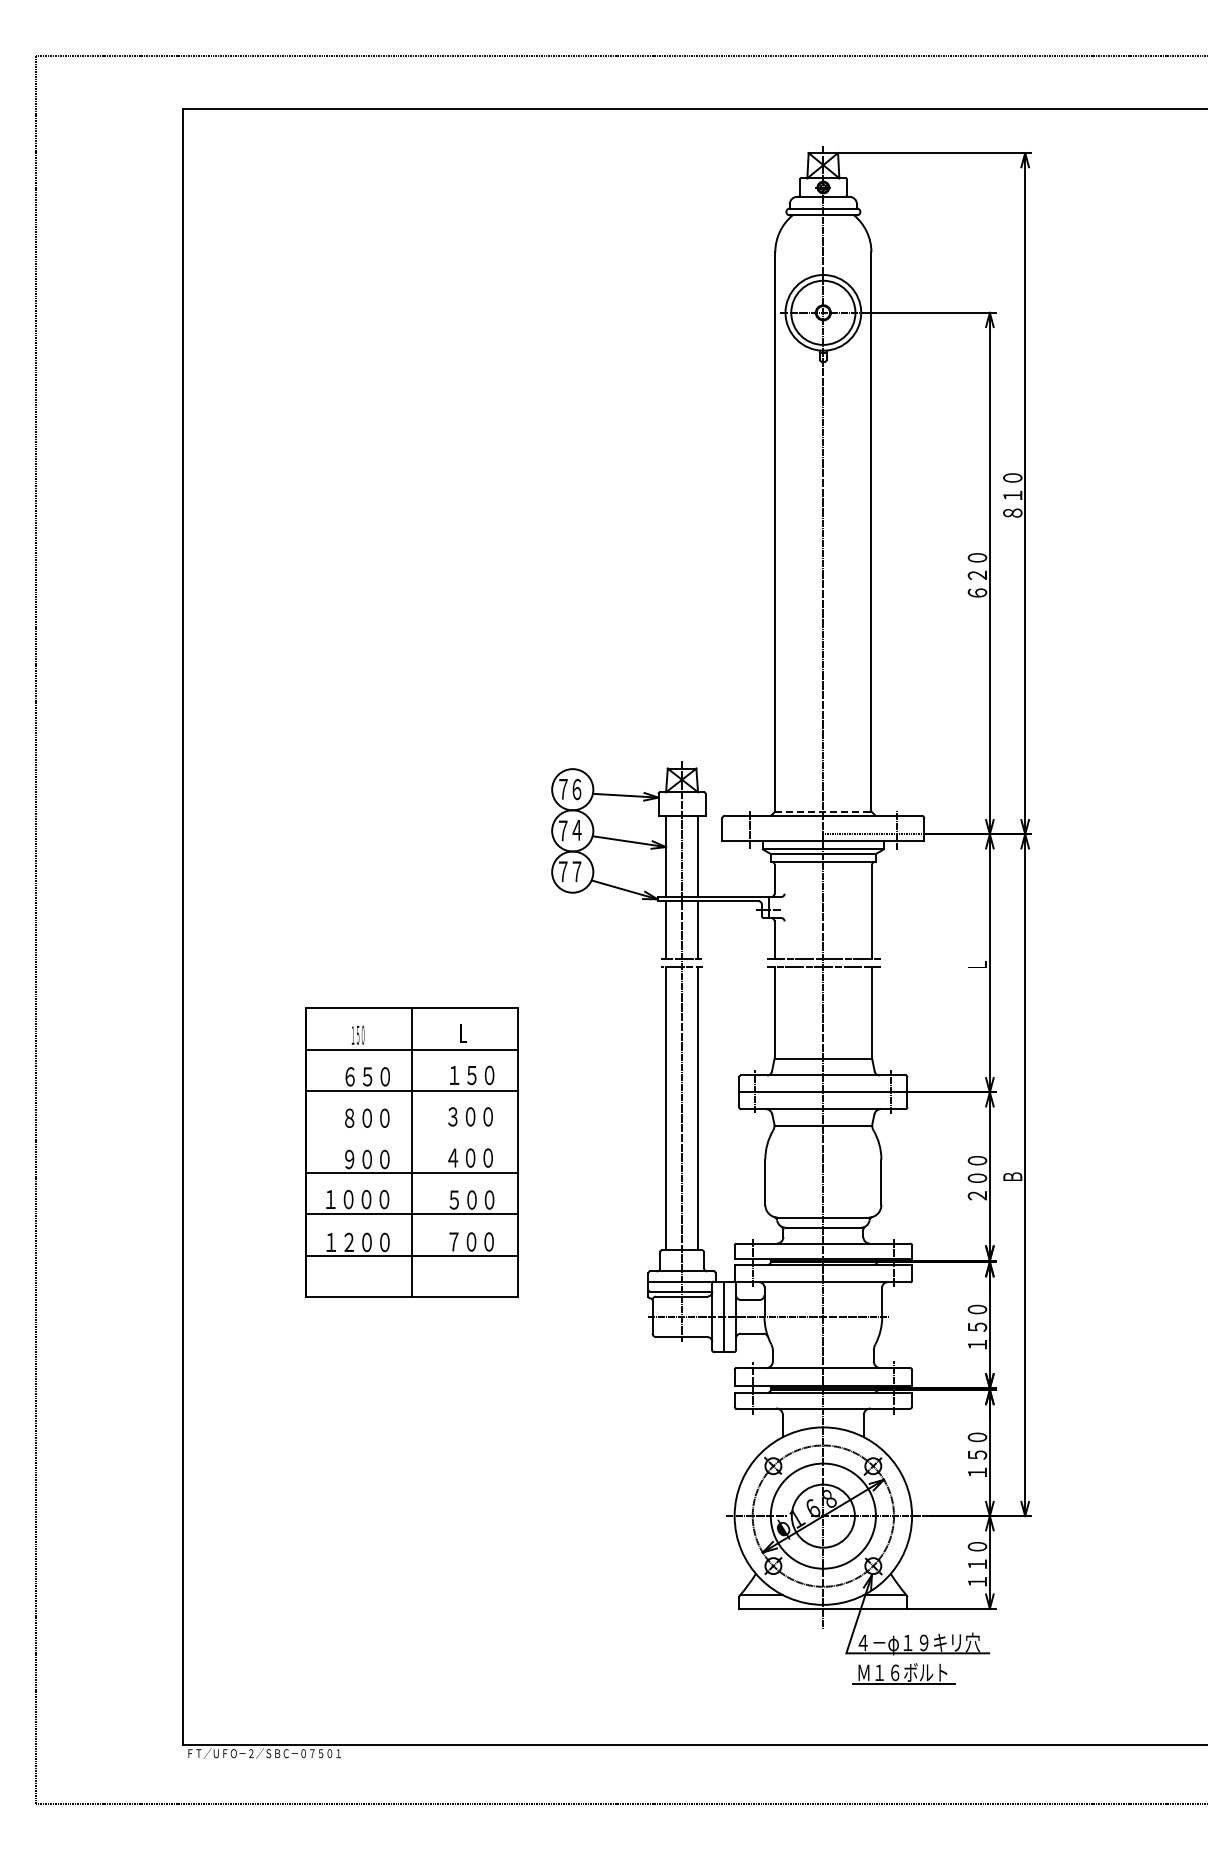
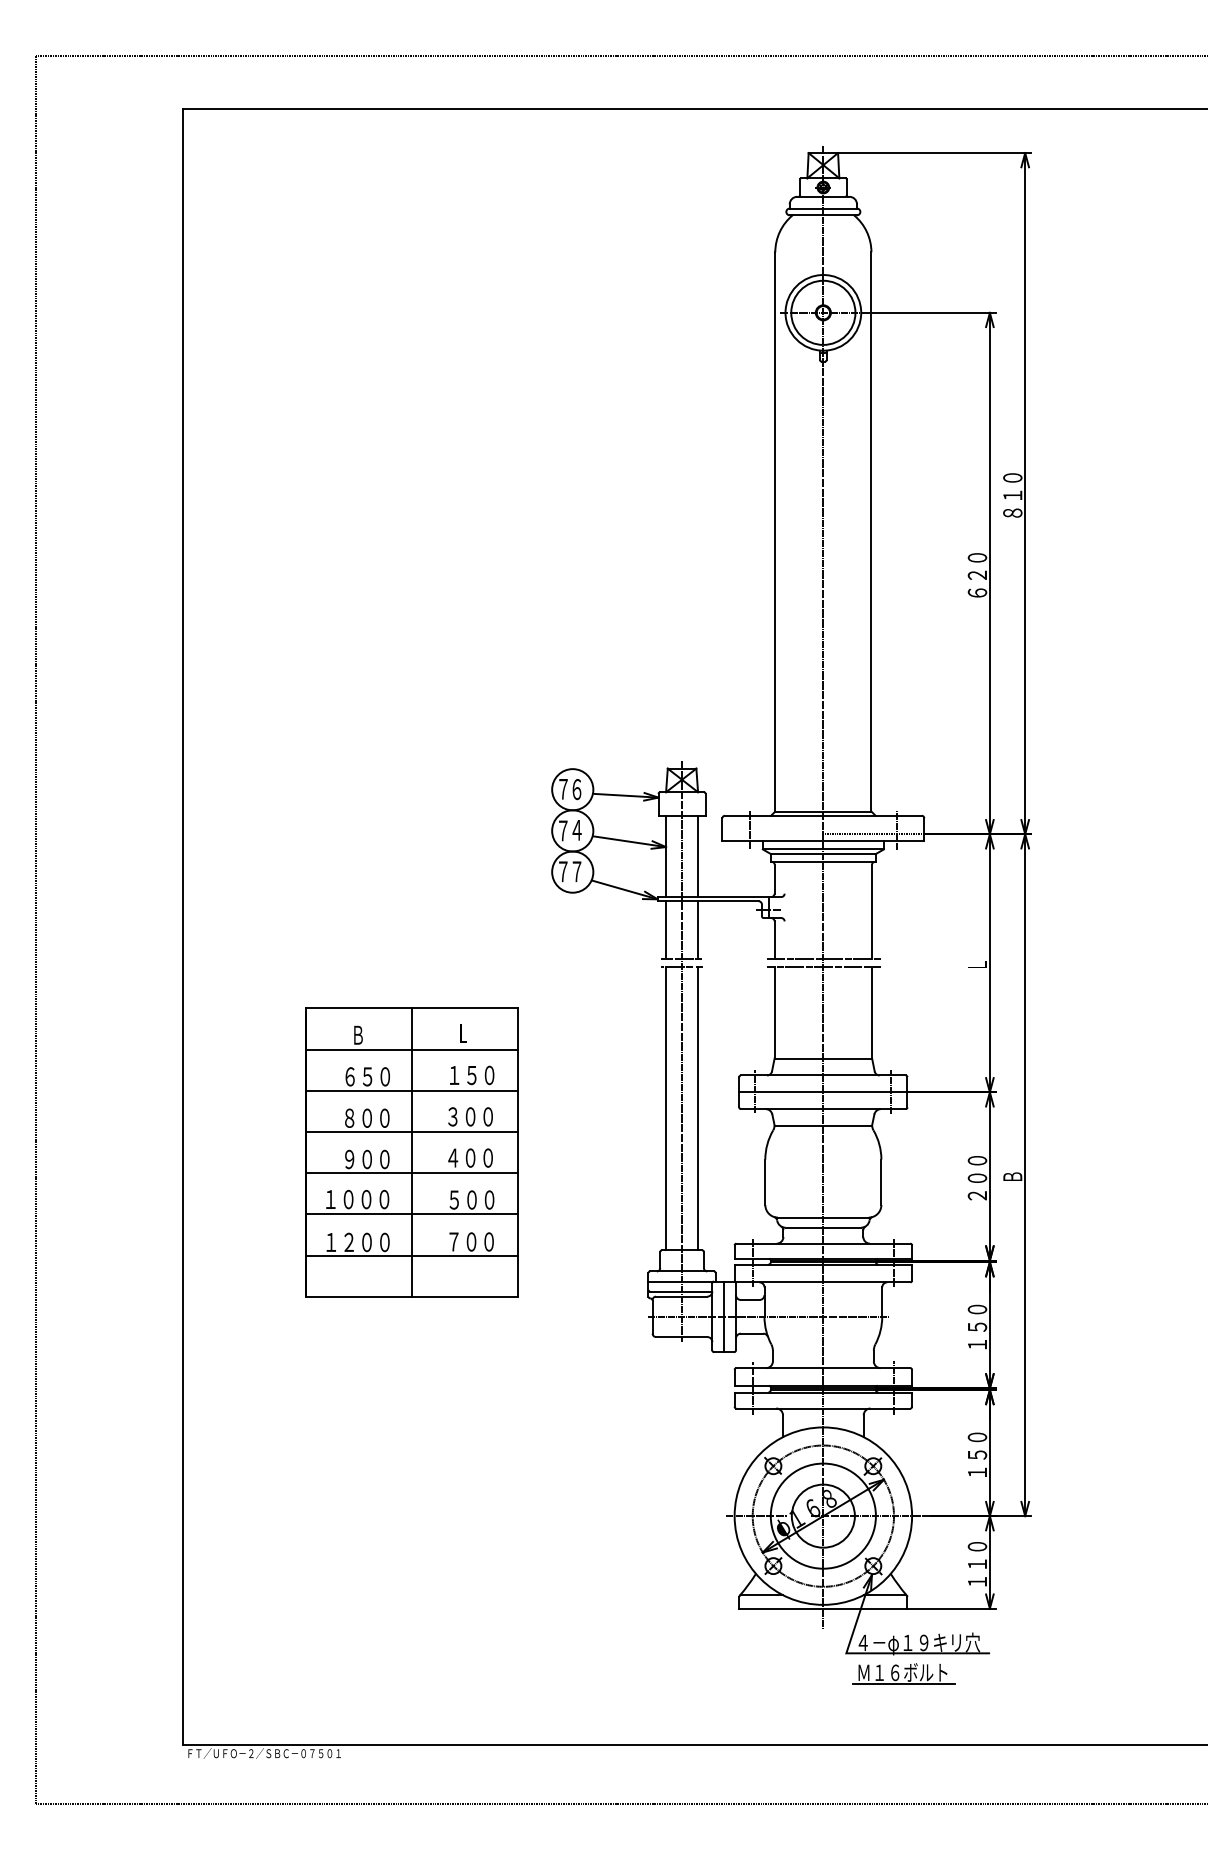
line: dashed -> solid (823, 811)
text: １５０ -> Ｂ (357, 1034)
line: none -> present (412, 1132)
